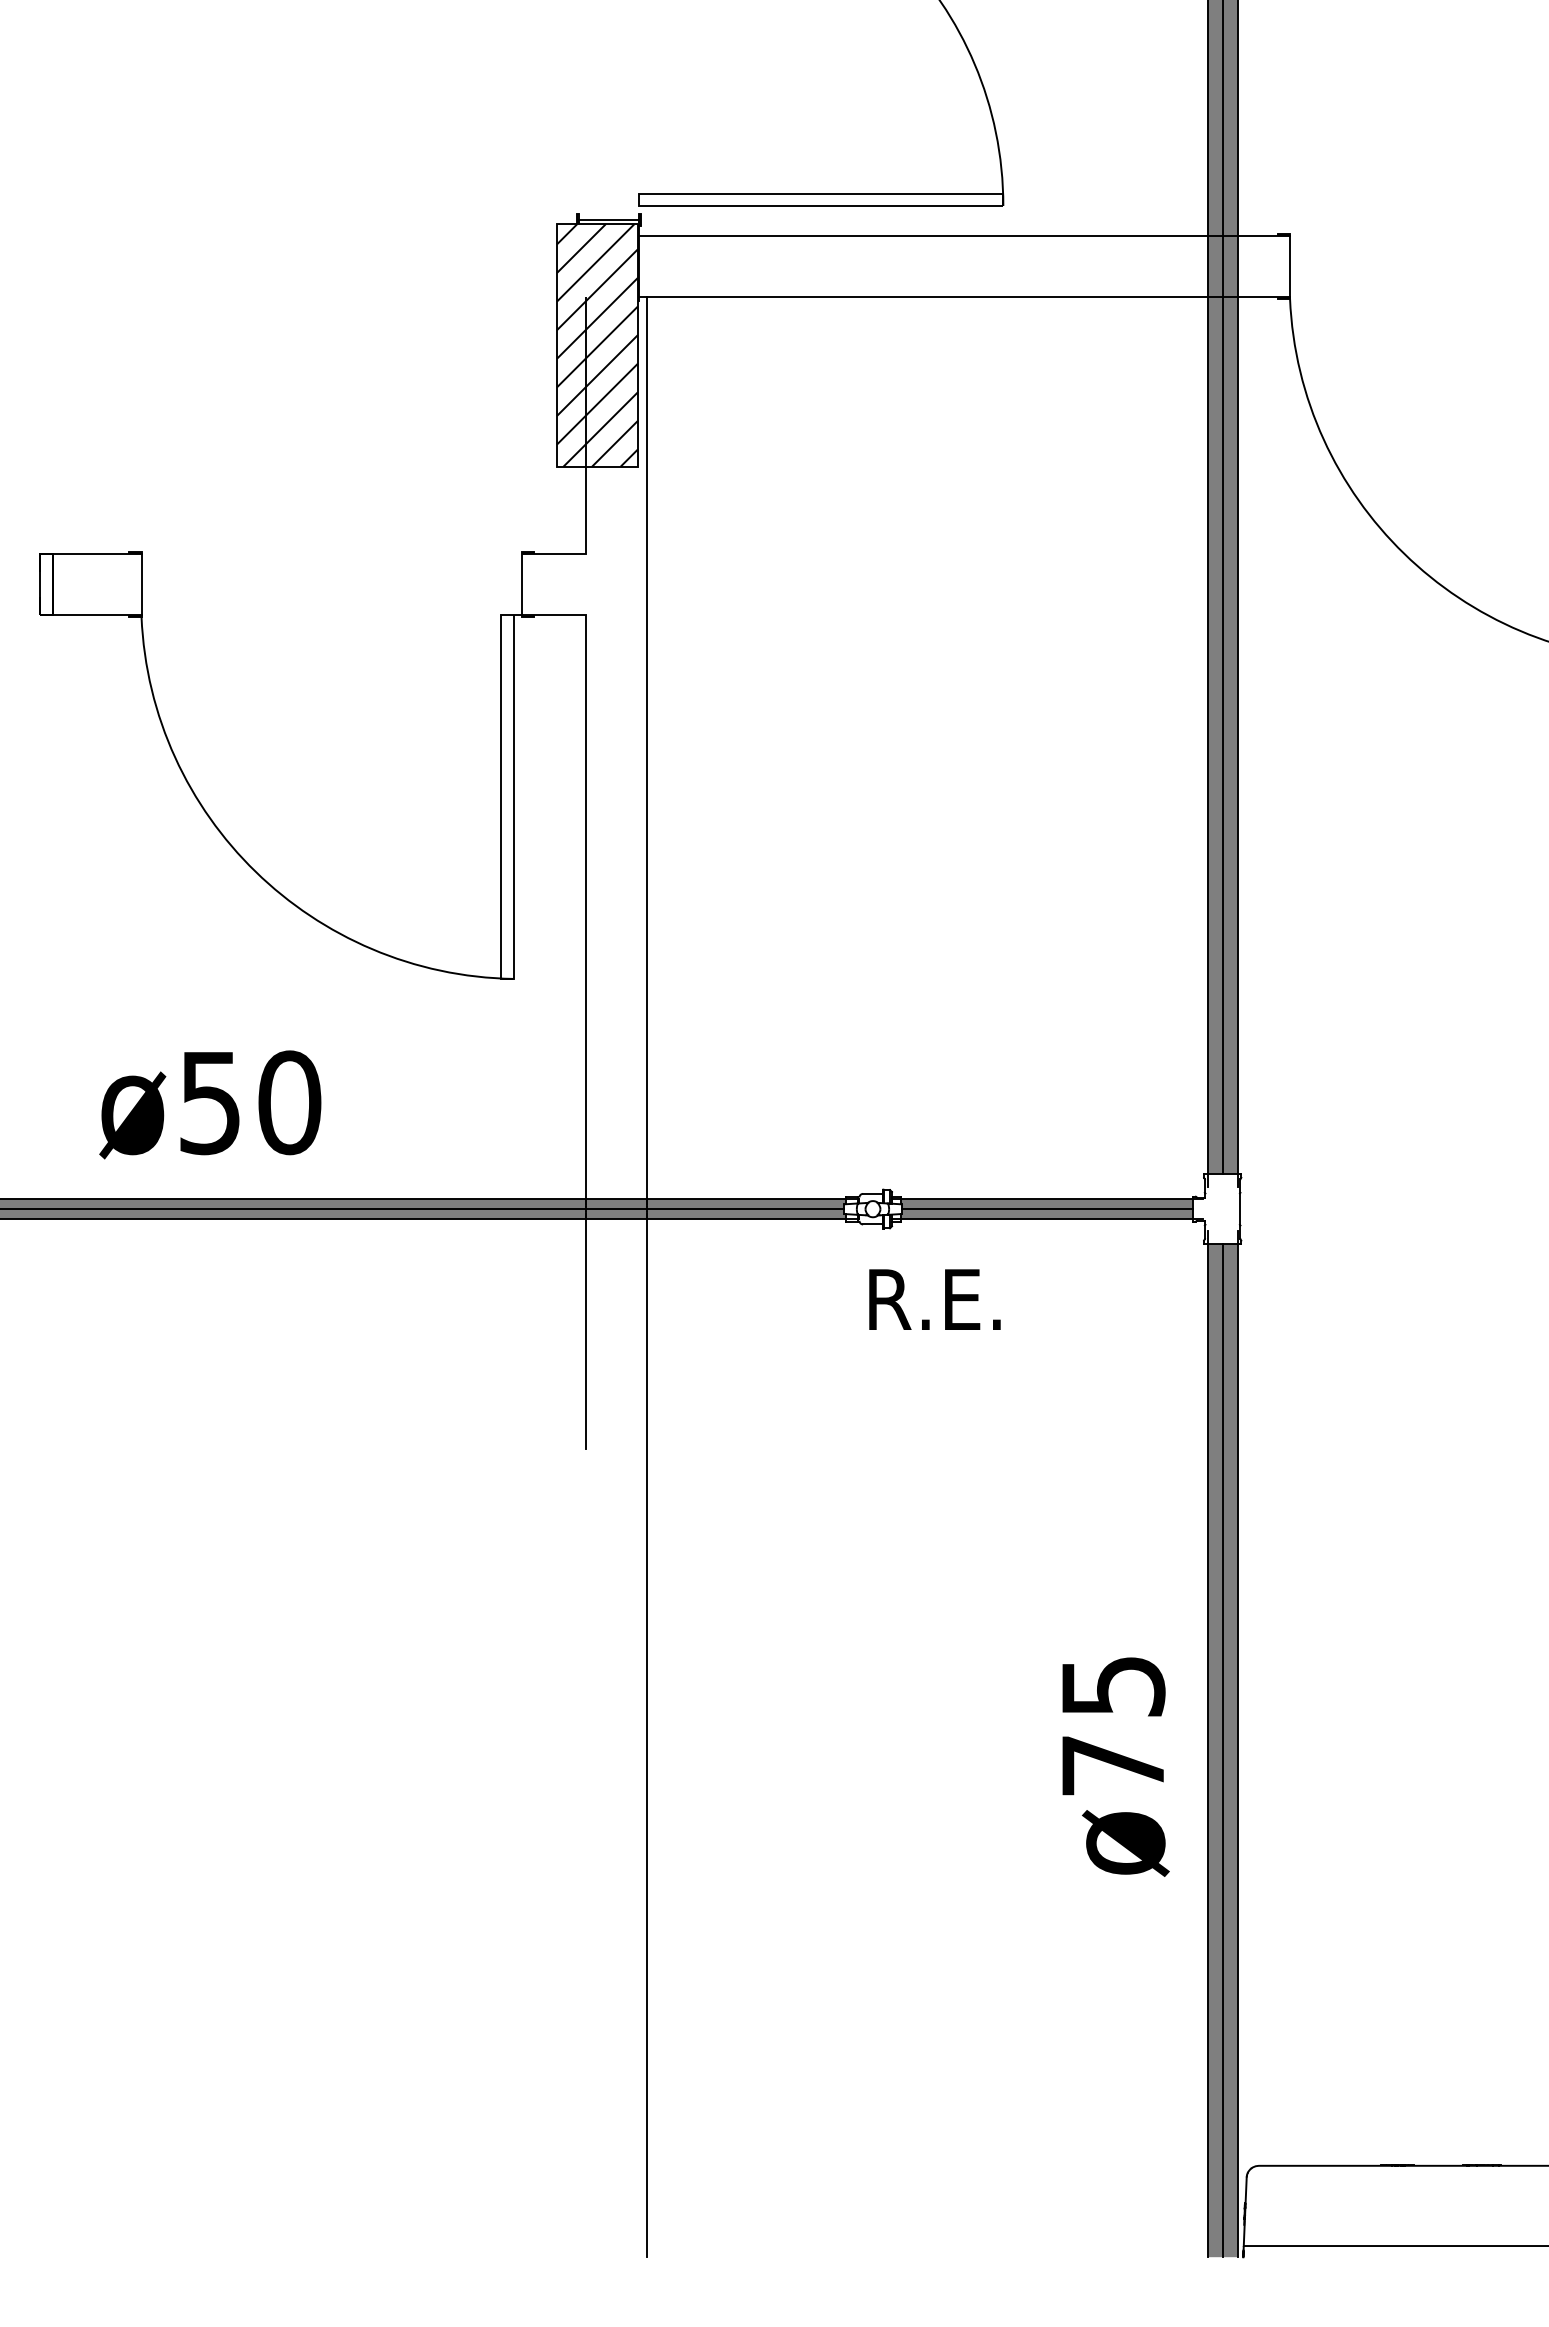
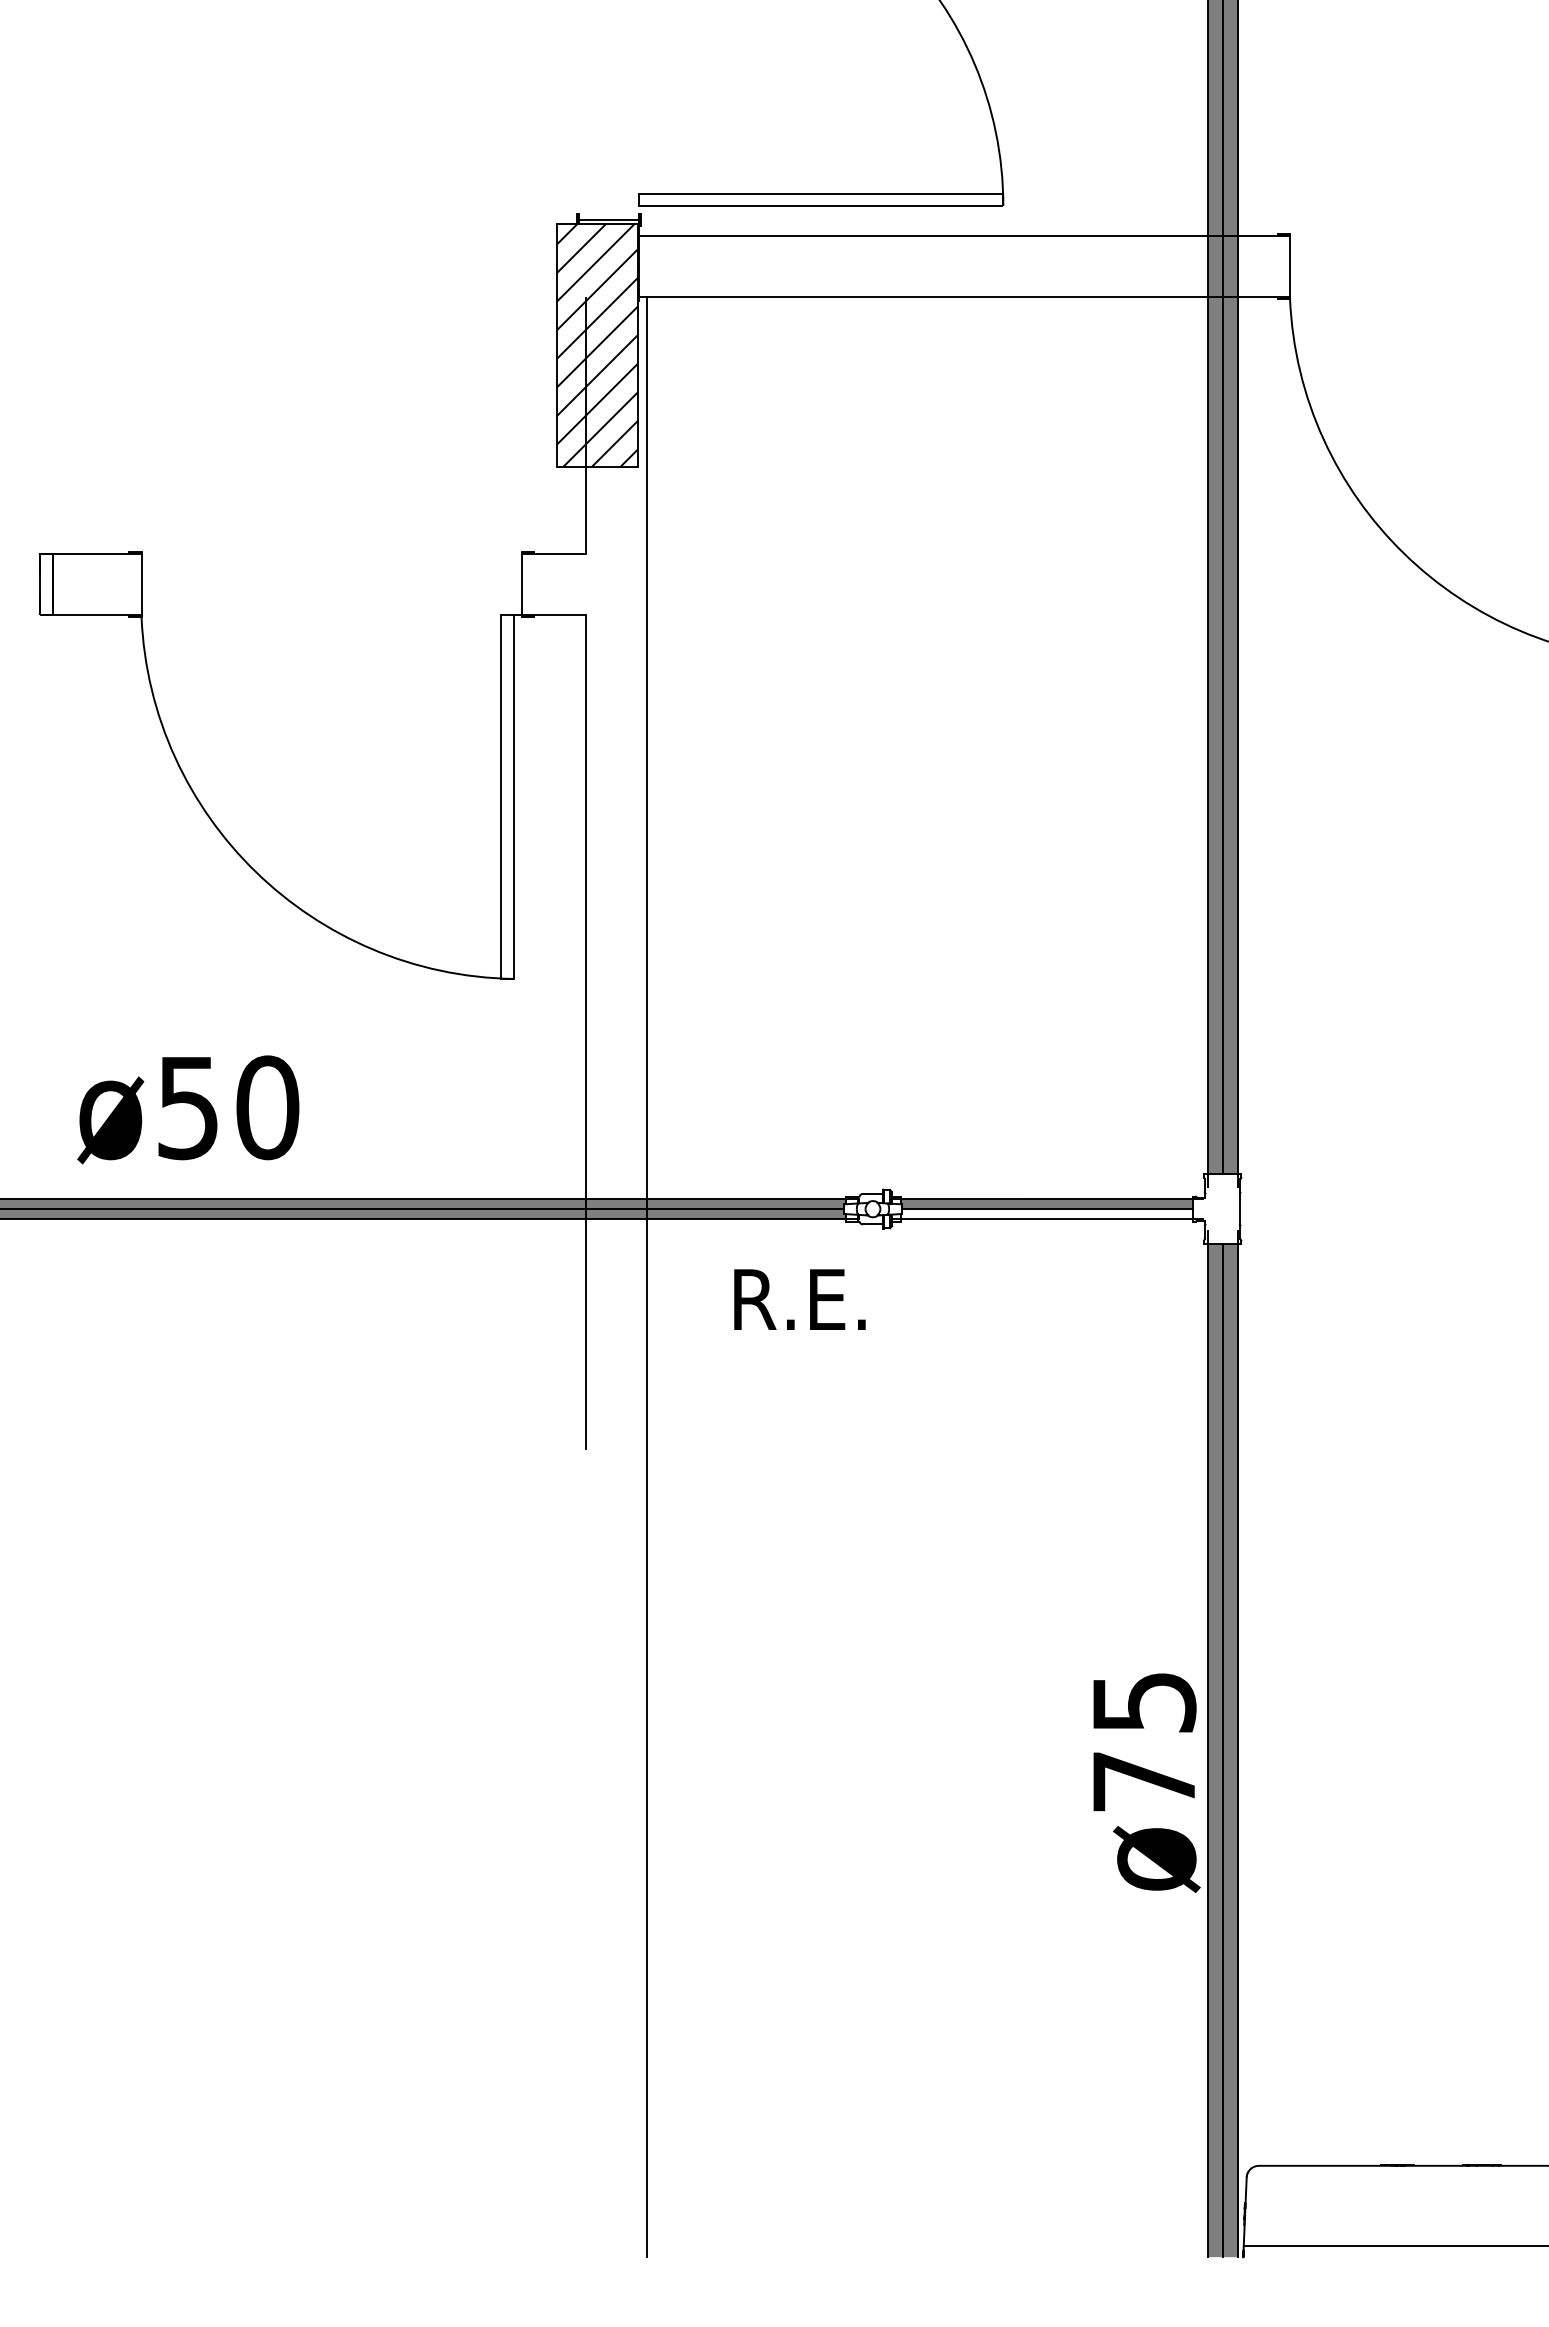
text position: (210, 1104) -> (188, 1109) (188, 1109)
fill: present -> none (1046, 1214)
text position: (934, 1299) -> (799, 1299) (799, 1299)
text position: (1115, 1766) -> (1146, 1782) (1146, 1782)
